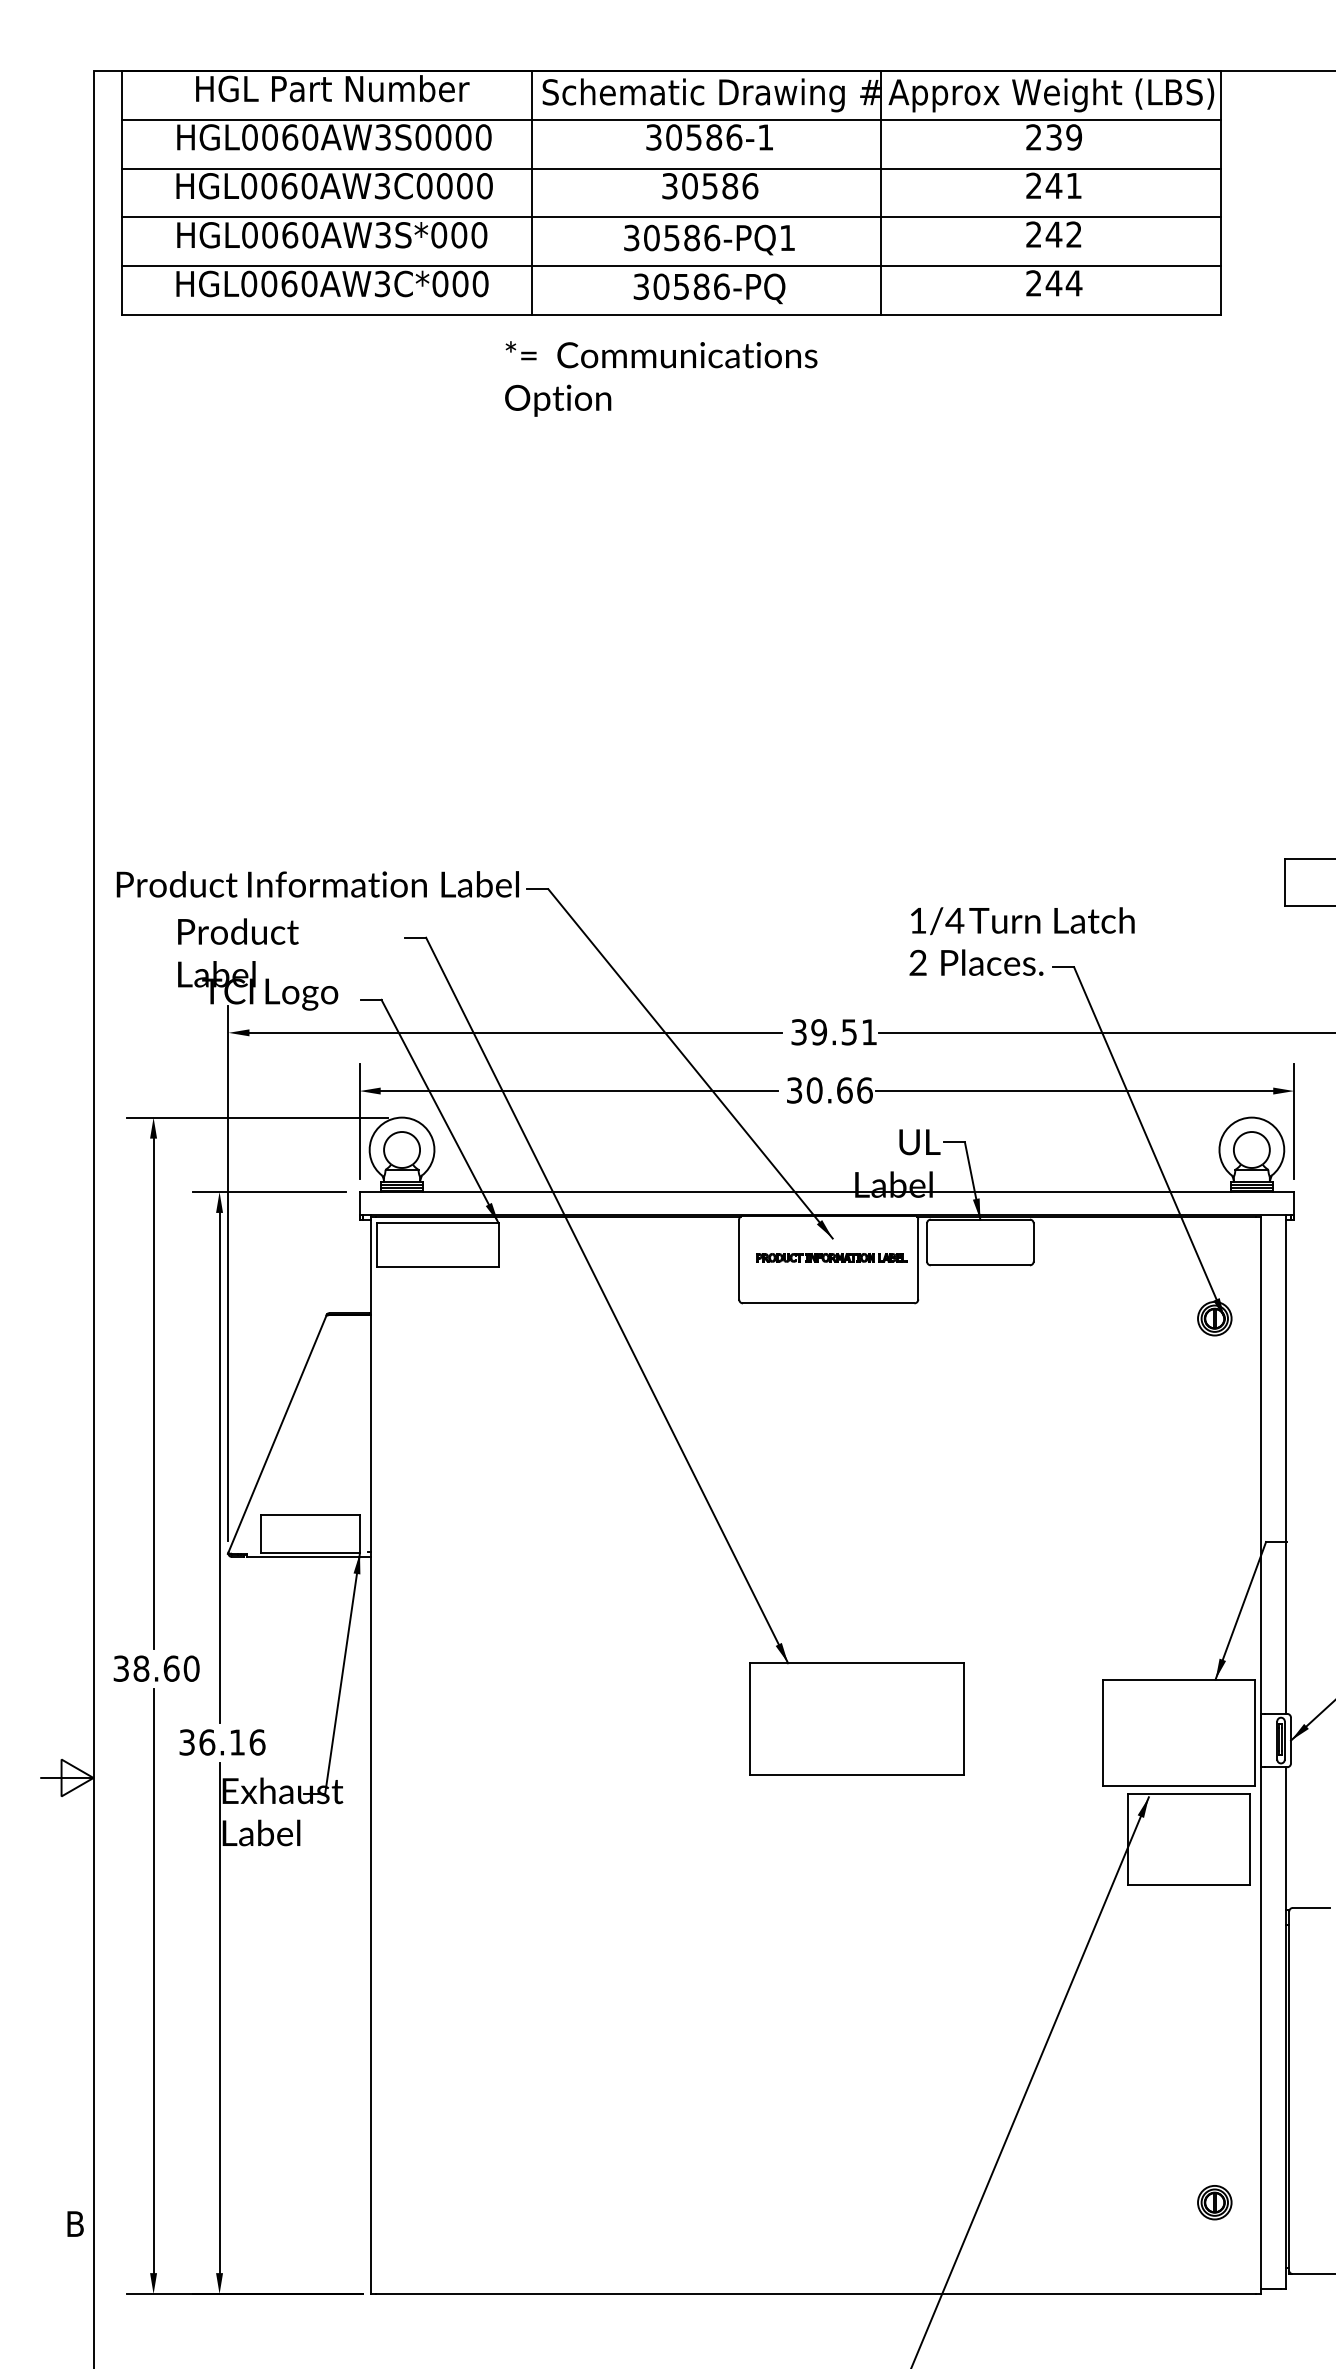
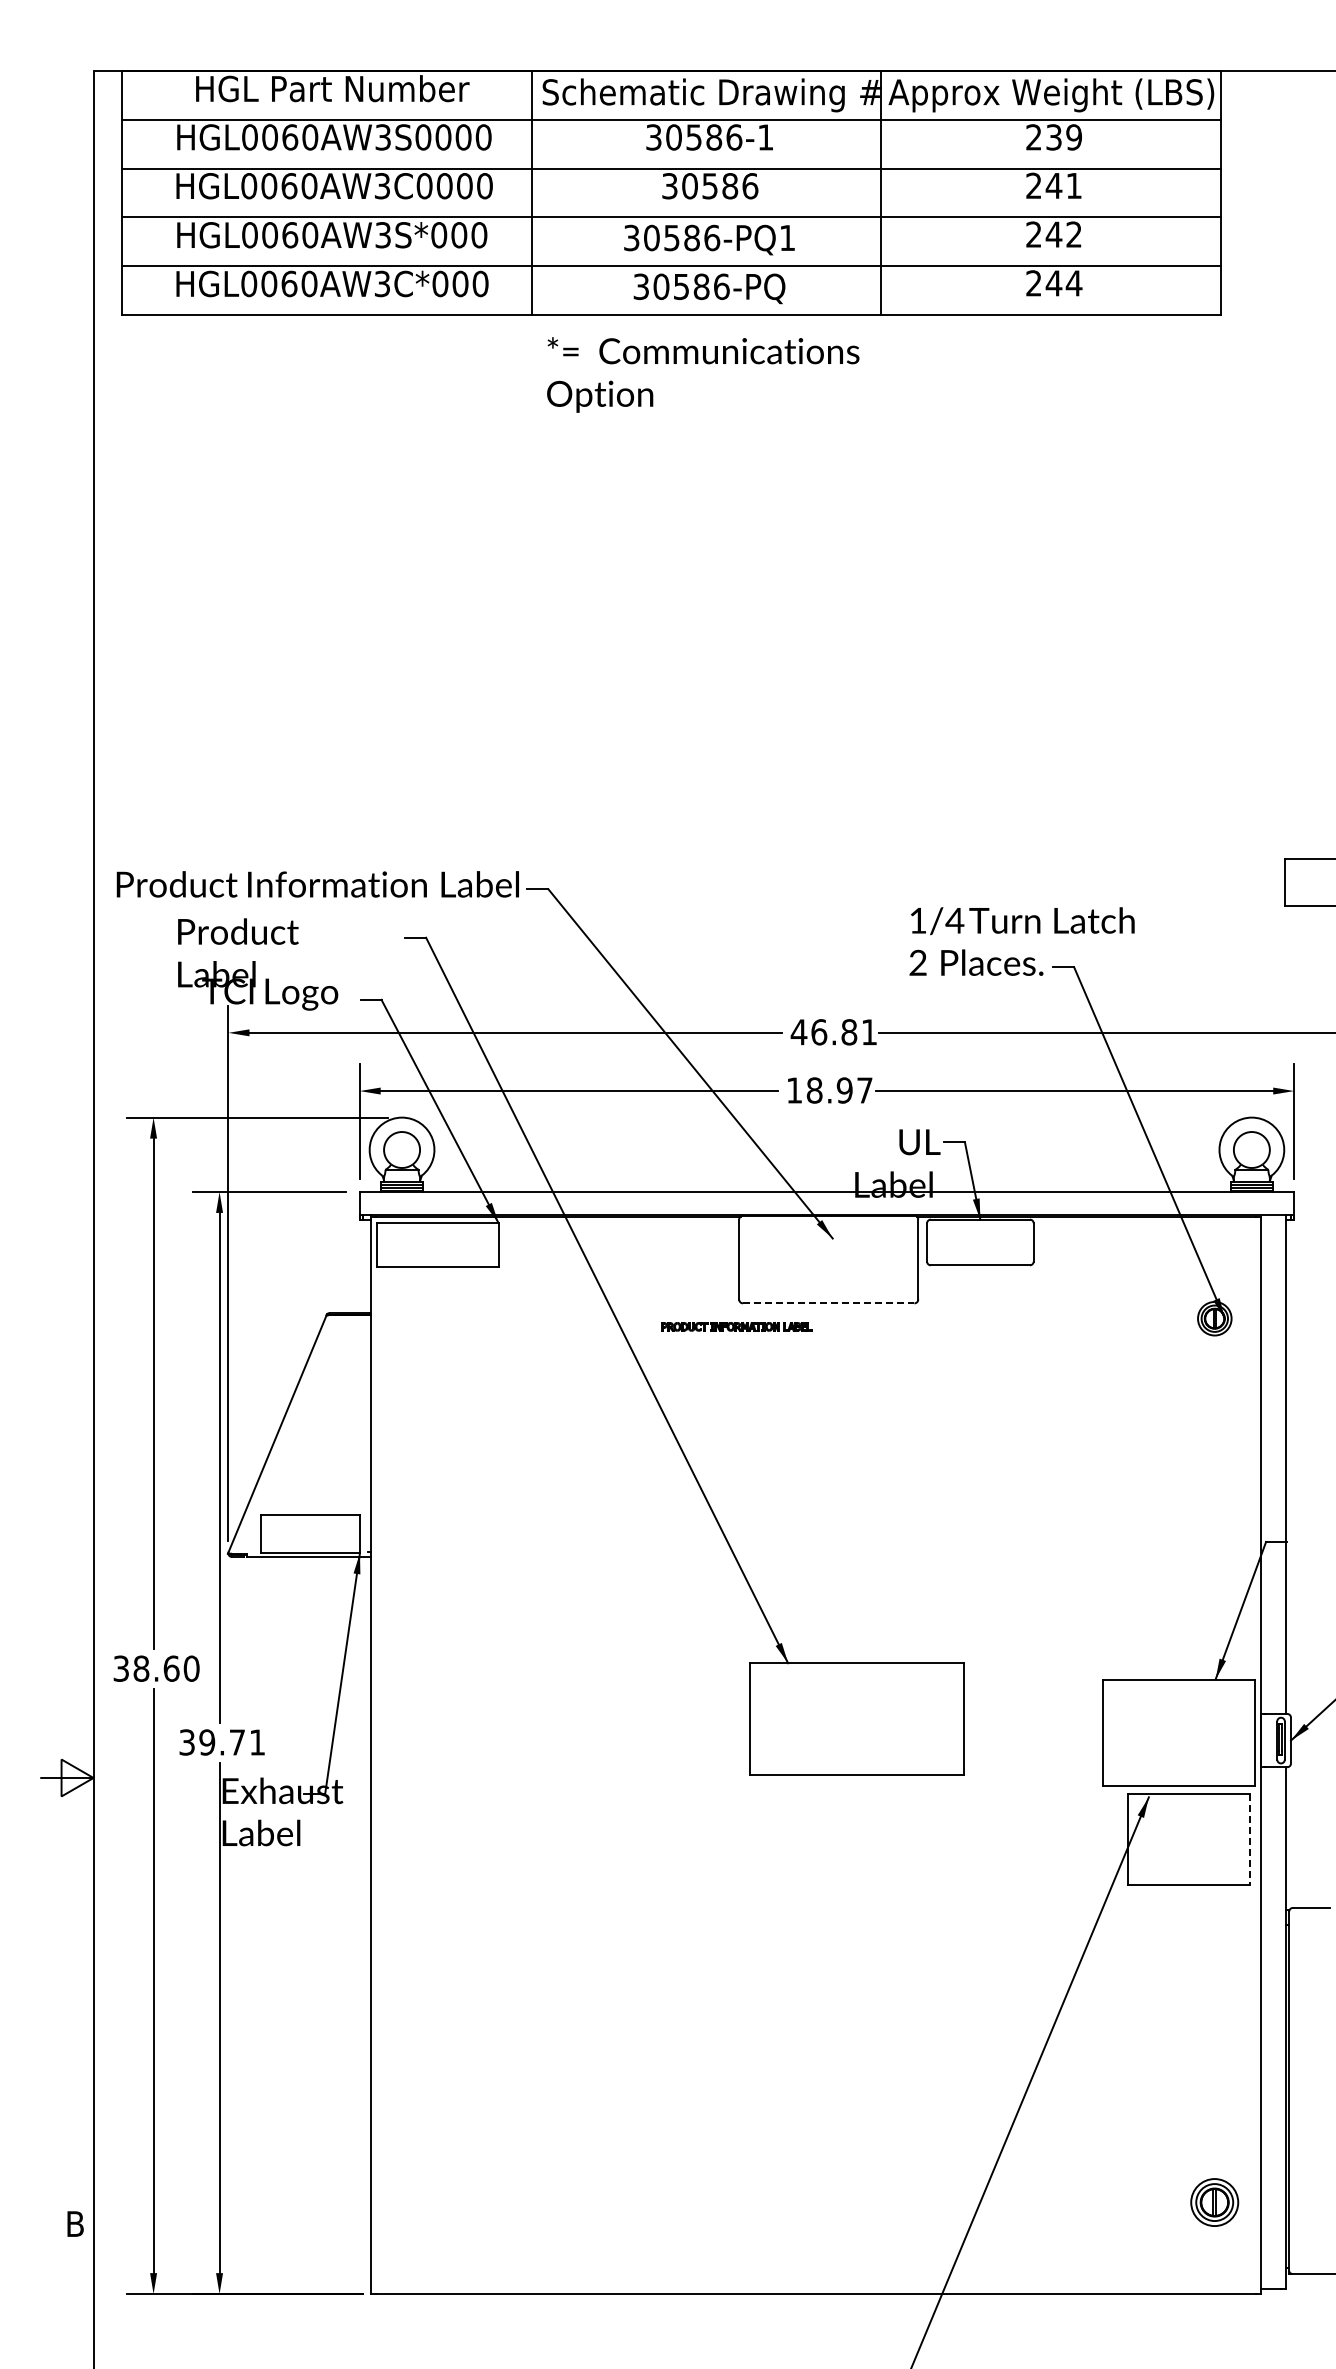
text position: (661, 378) -> (703, 374) (703, 374)
text: 39.51 -> 46.81 (823, 1032)
text: 30.66 -> 18.97 (829, 1090)
part position: (831, 1257) -> (736, 1326) (736, 1326)
line: solid -> dashed (828, 1303)
text: 36.16 -> 39.71 (232, 1742)
line: solid -> dashed (1249, 1839)
part size: 36x36 px -> 50x49 px (1214, 2202)
